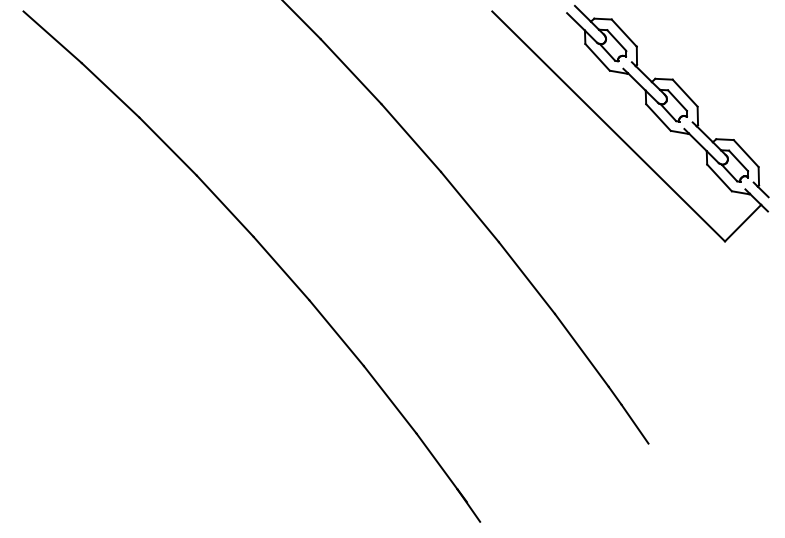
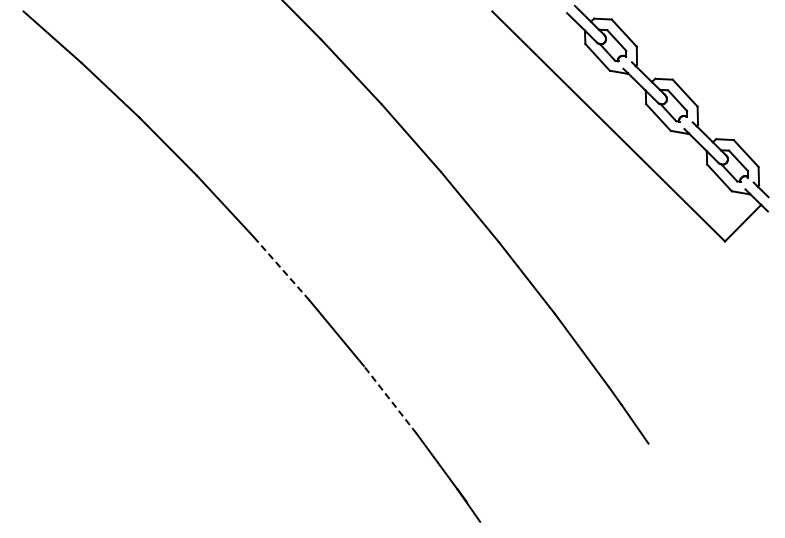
line: solid -> dashed (281, 268)
line: solid -> dashed (390, 399)
